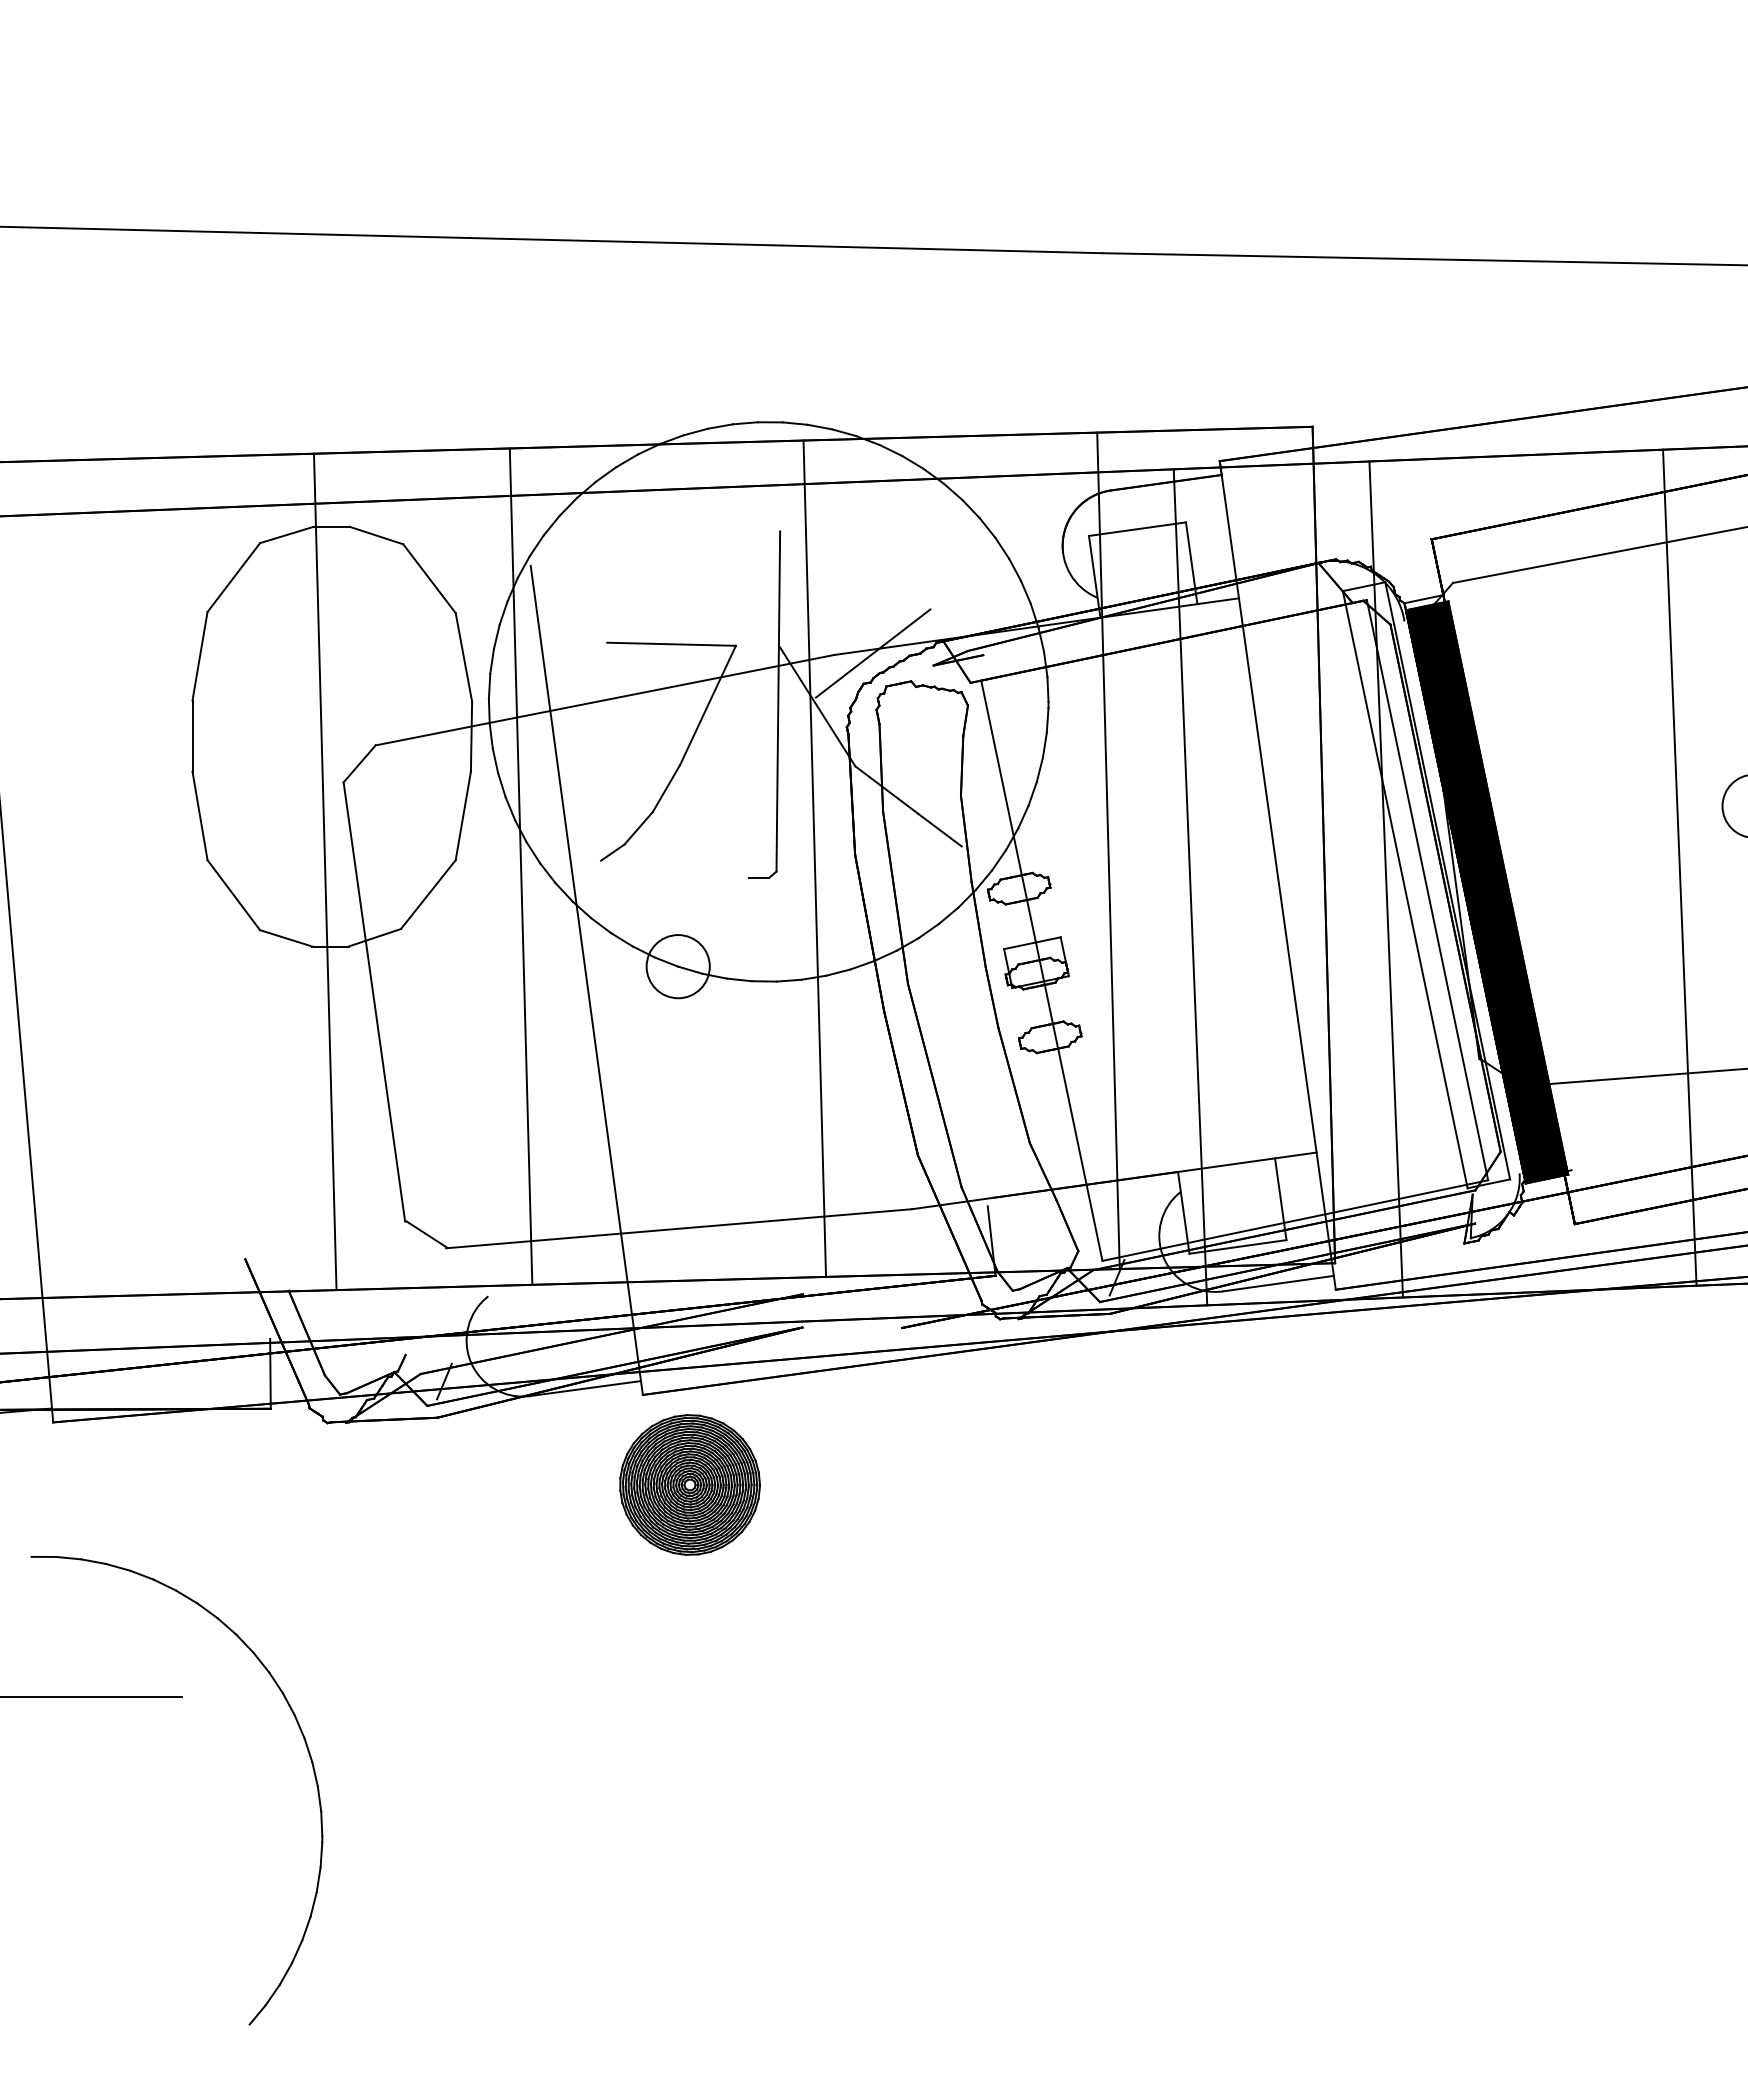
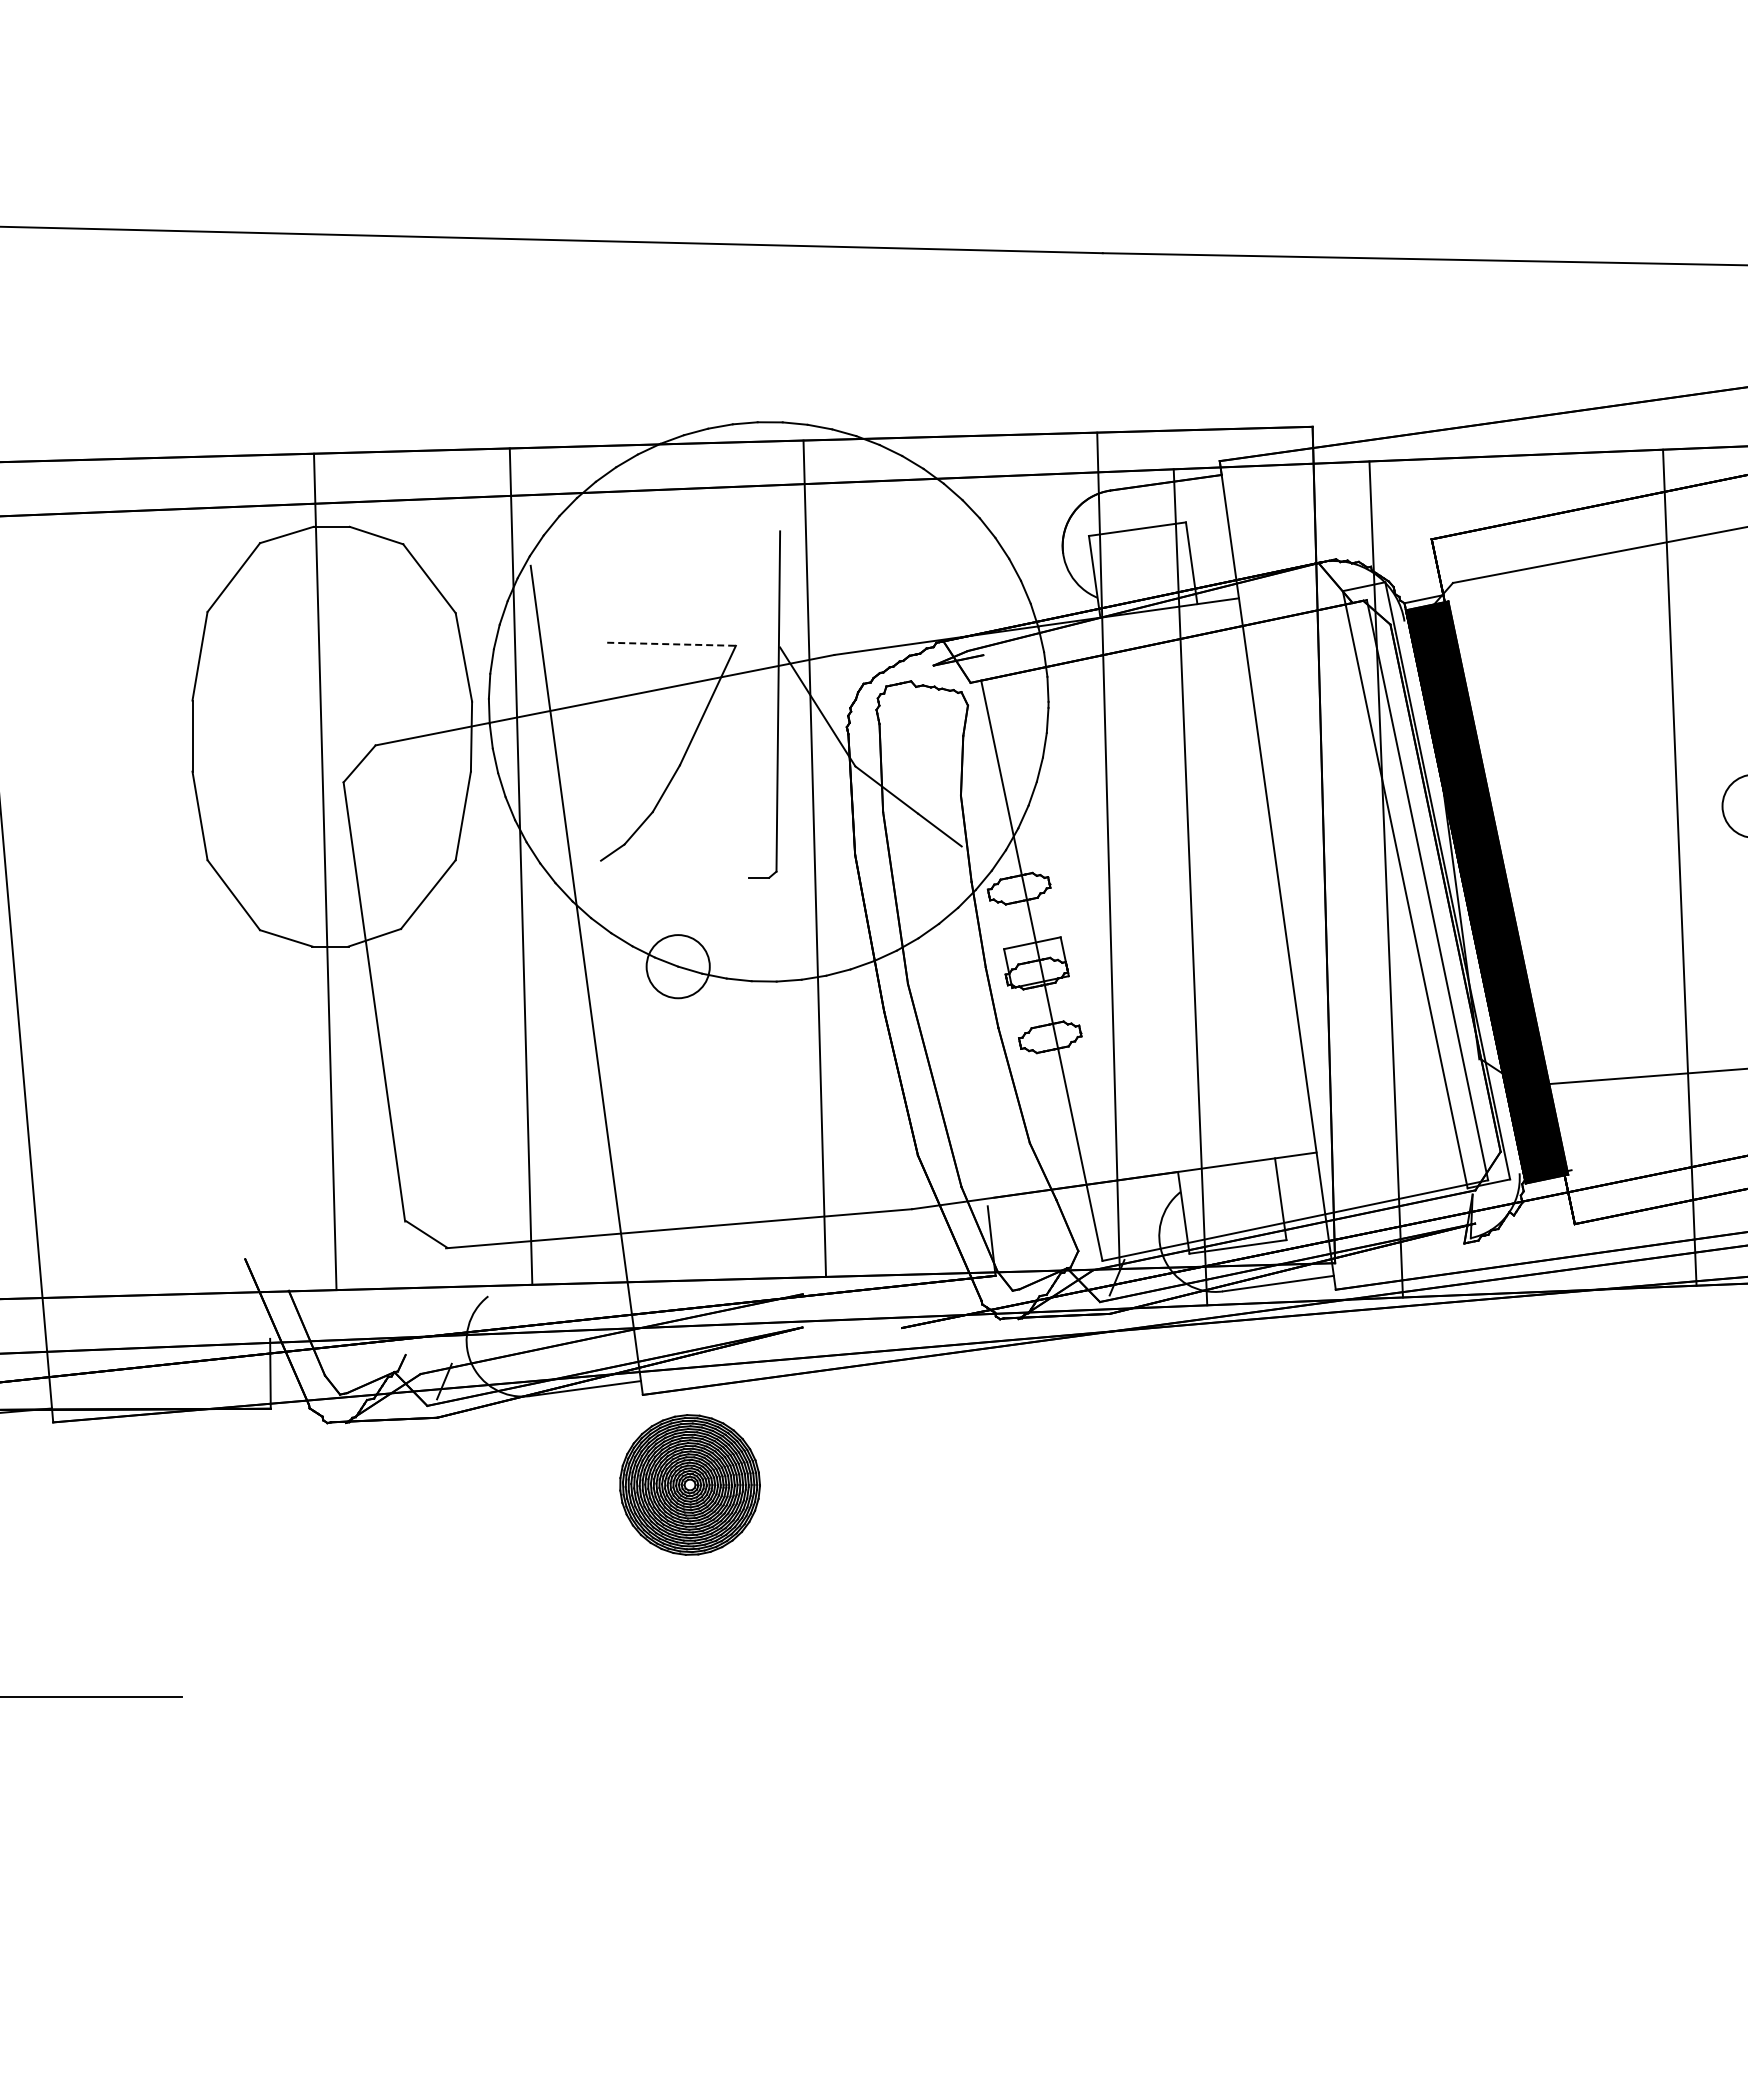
line: solid -> dashed (672, 644)
line: present -> none (872, 653)
part: present -> none (306, 1748)
